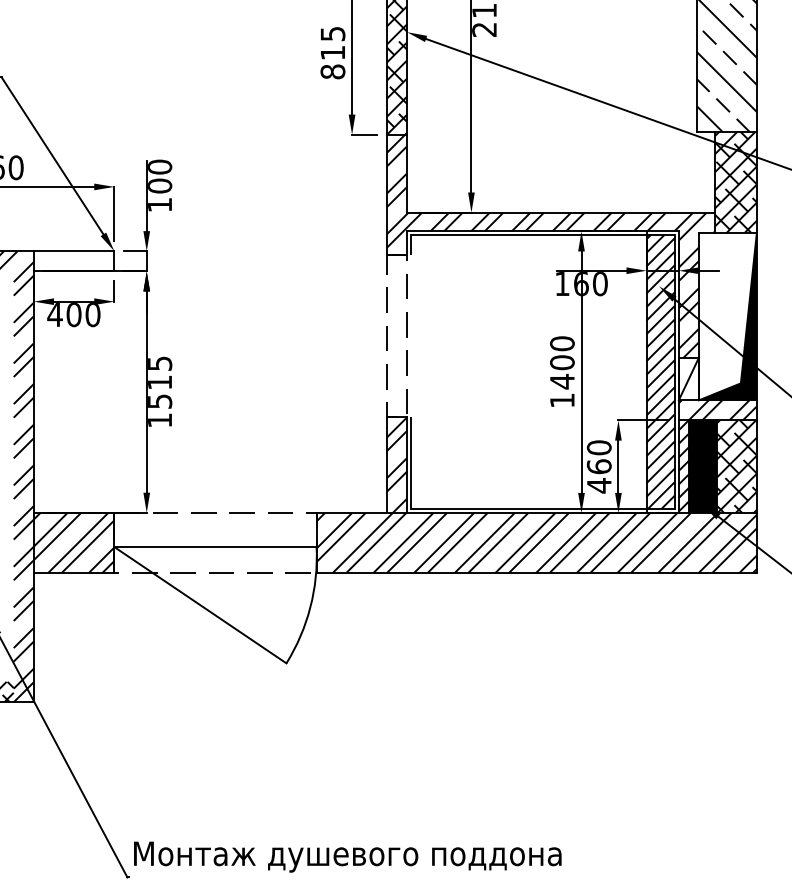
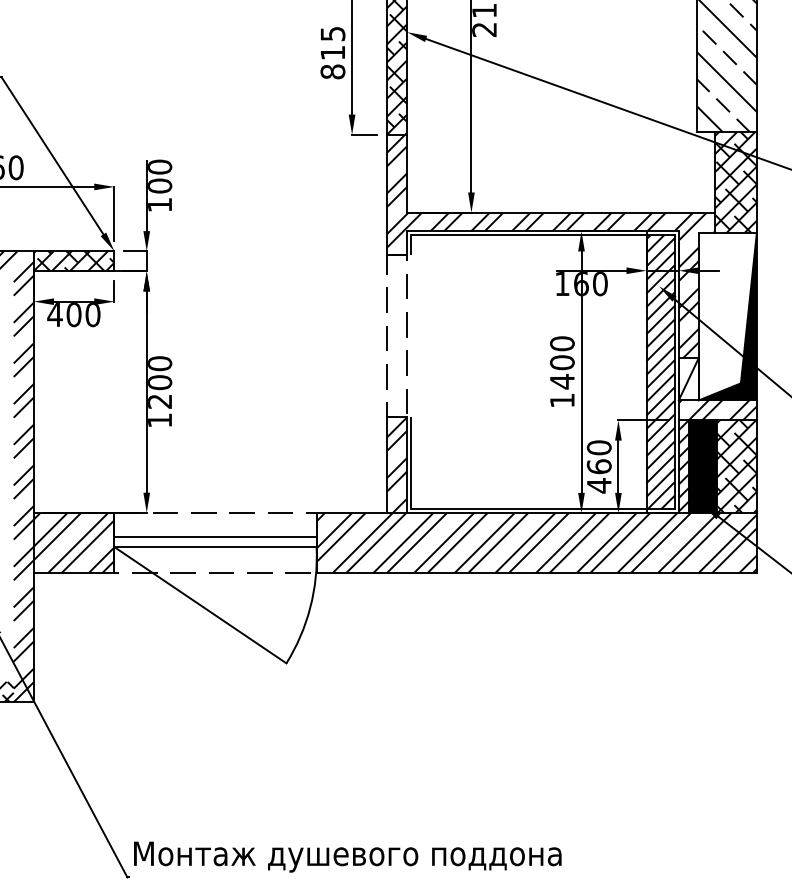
hatch: none -> present (73, 261)
text: 1515 -> 1200 (160, 382)
line: none -> present (215, 537)
